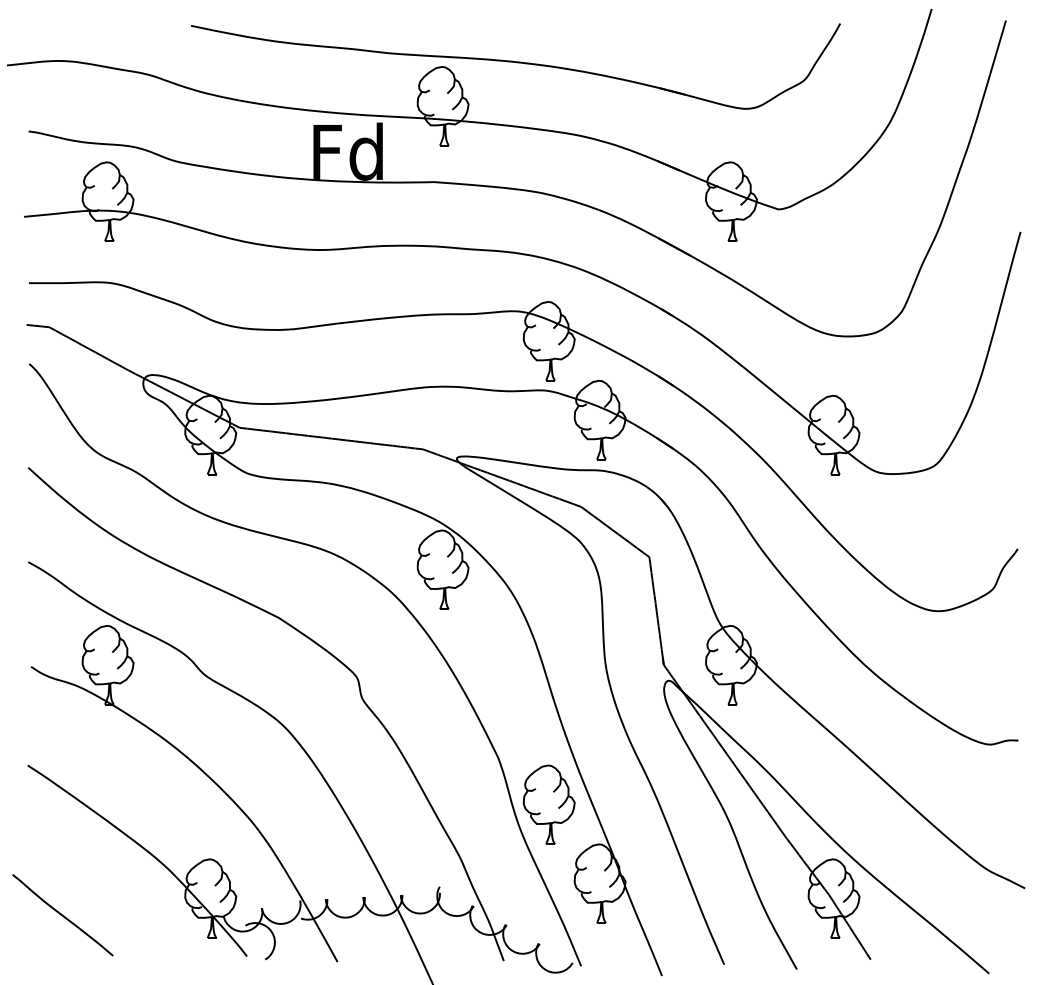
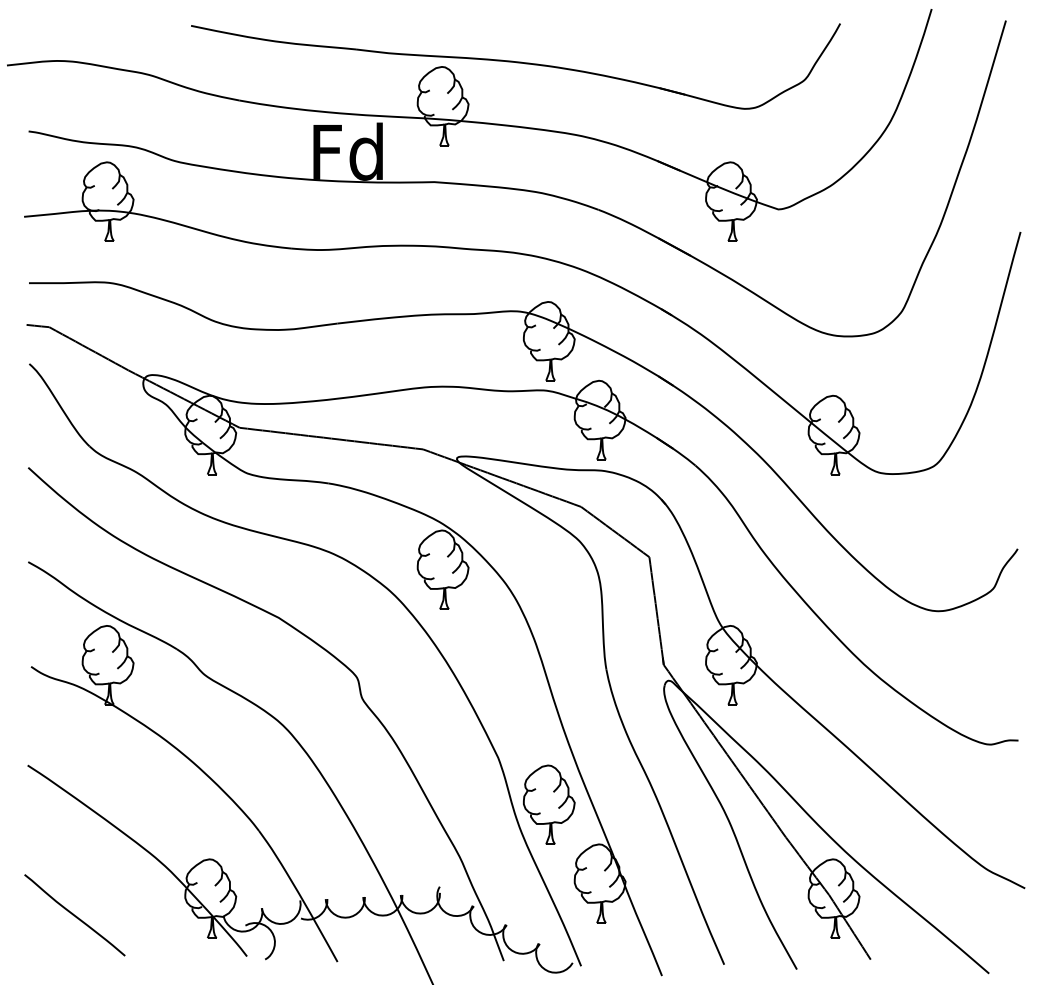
curve position: (62, 915) -> (74, 915) (74, 915)
